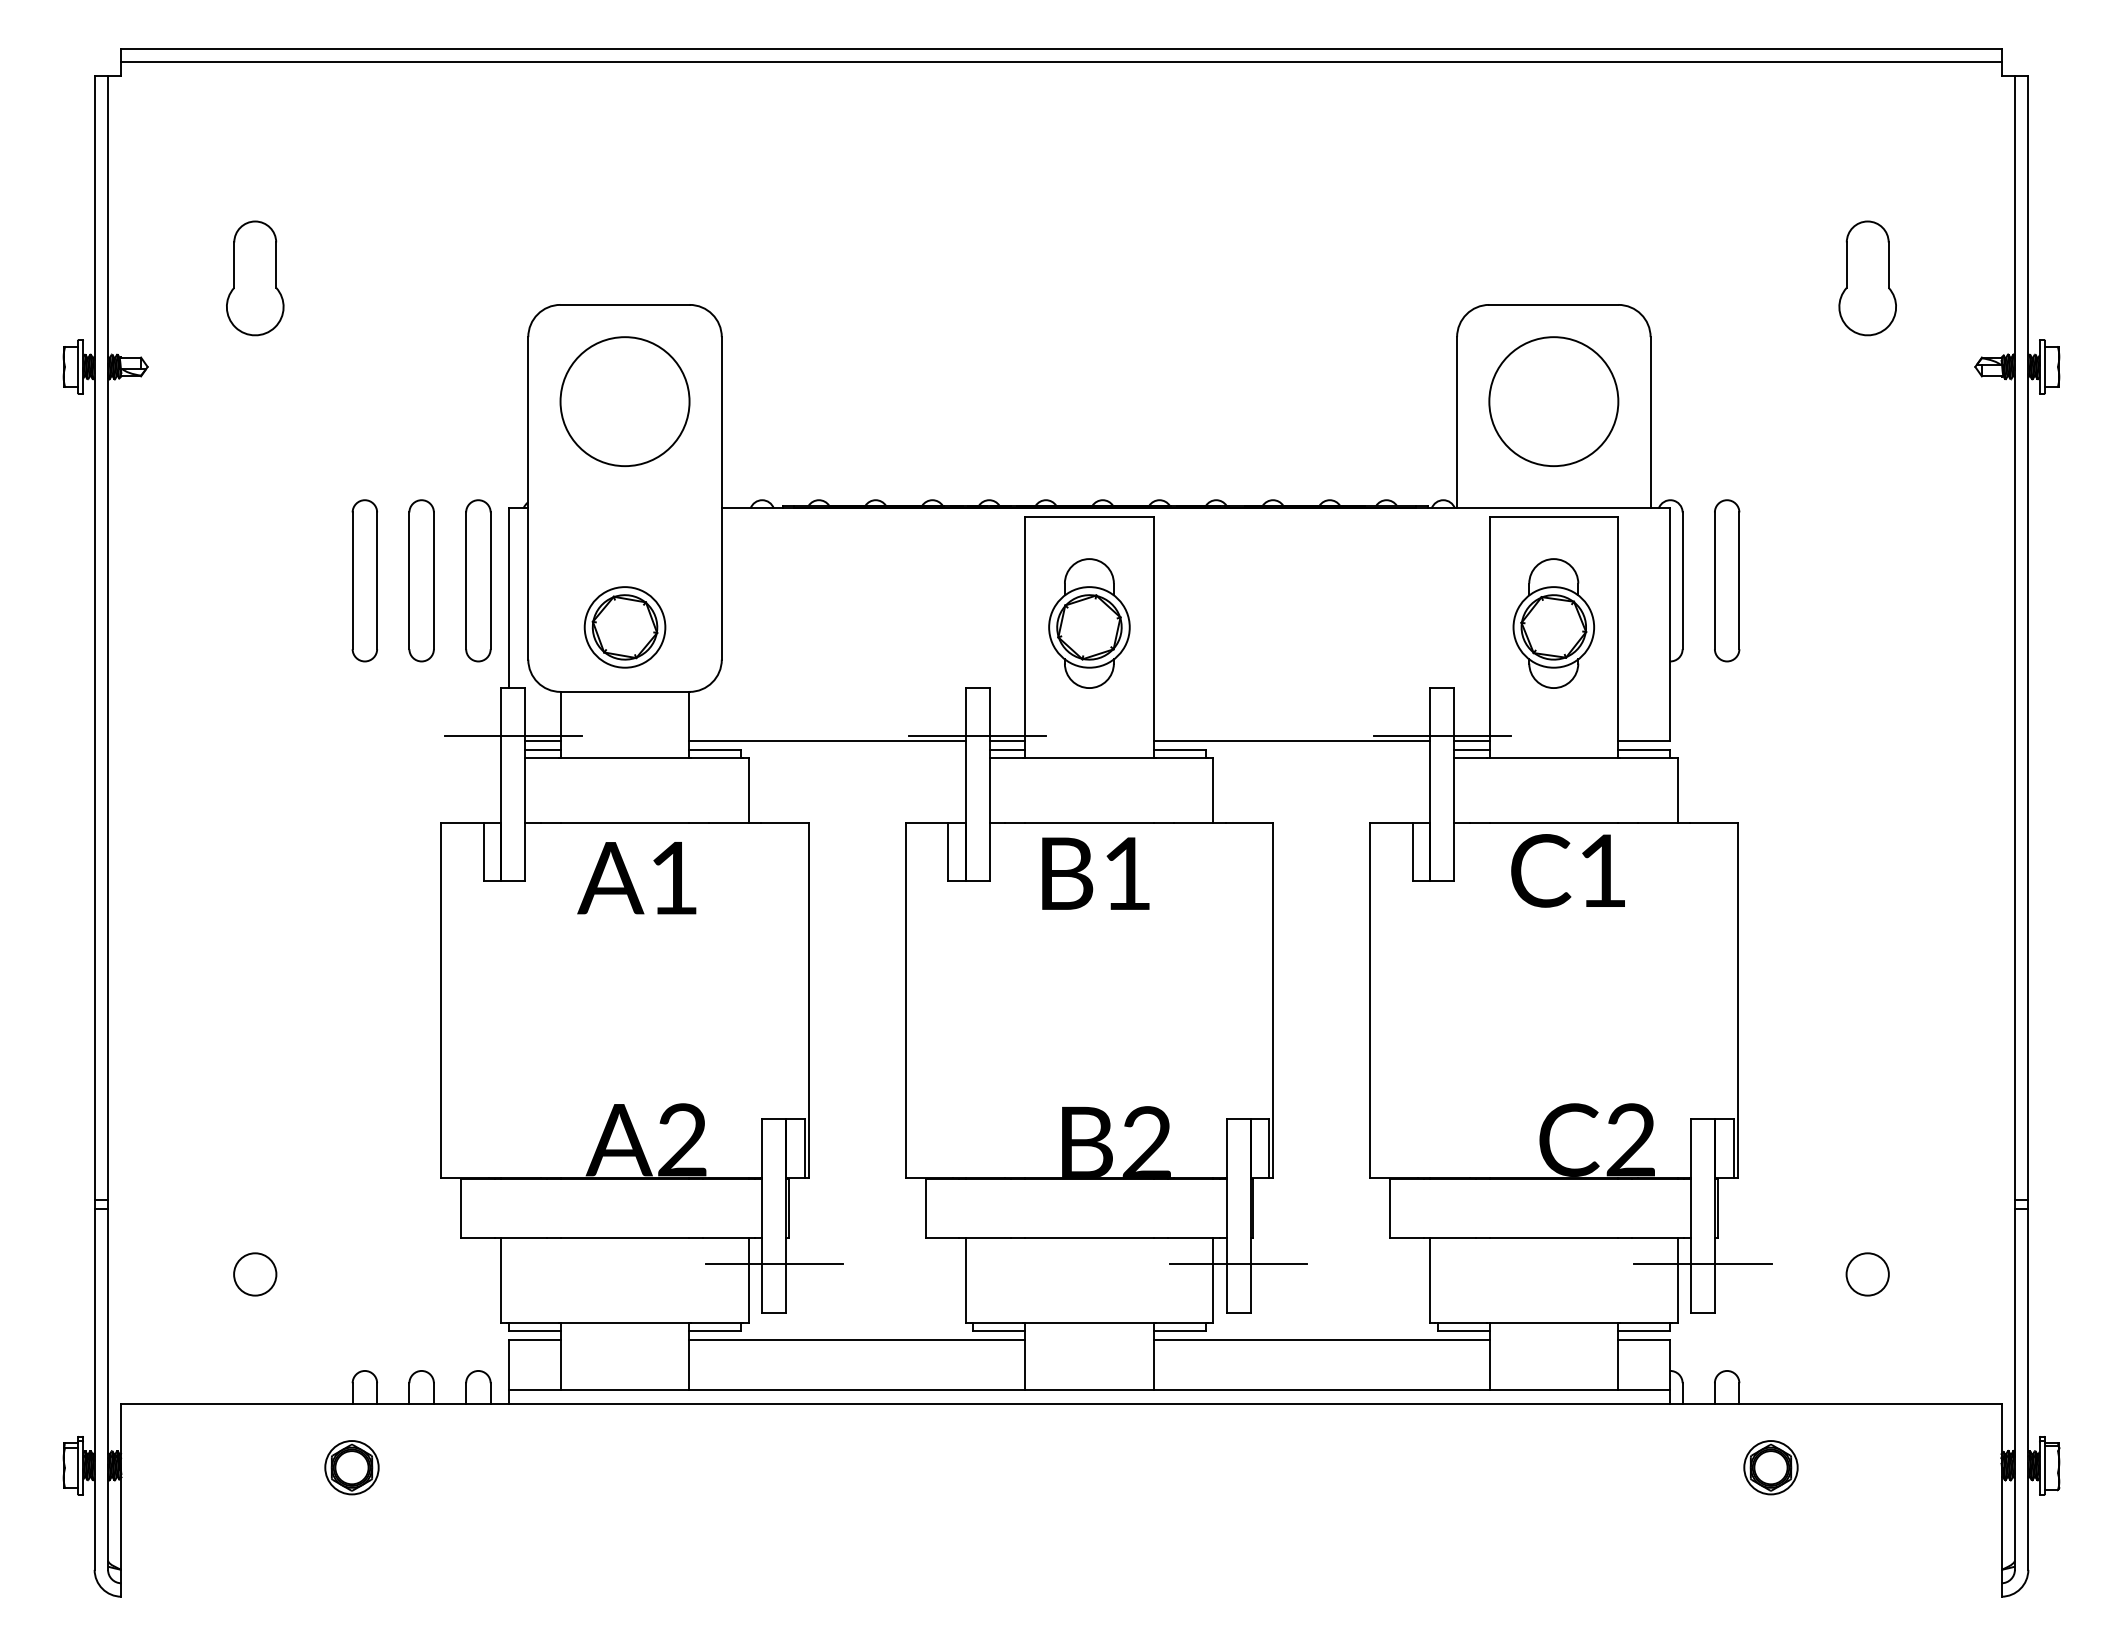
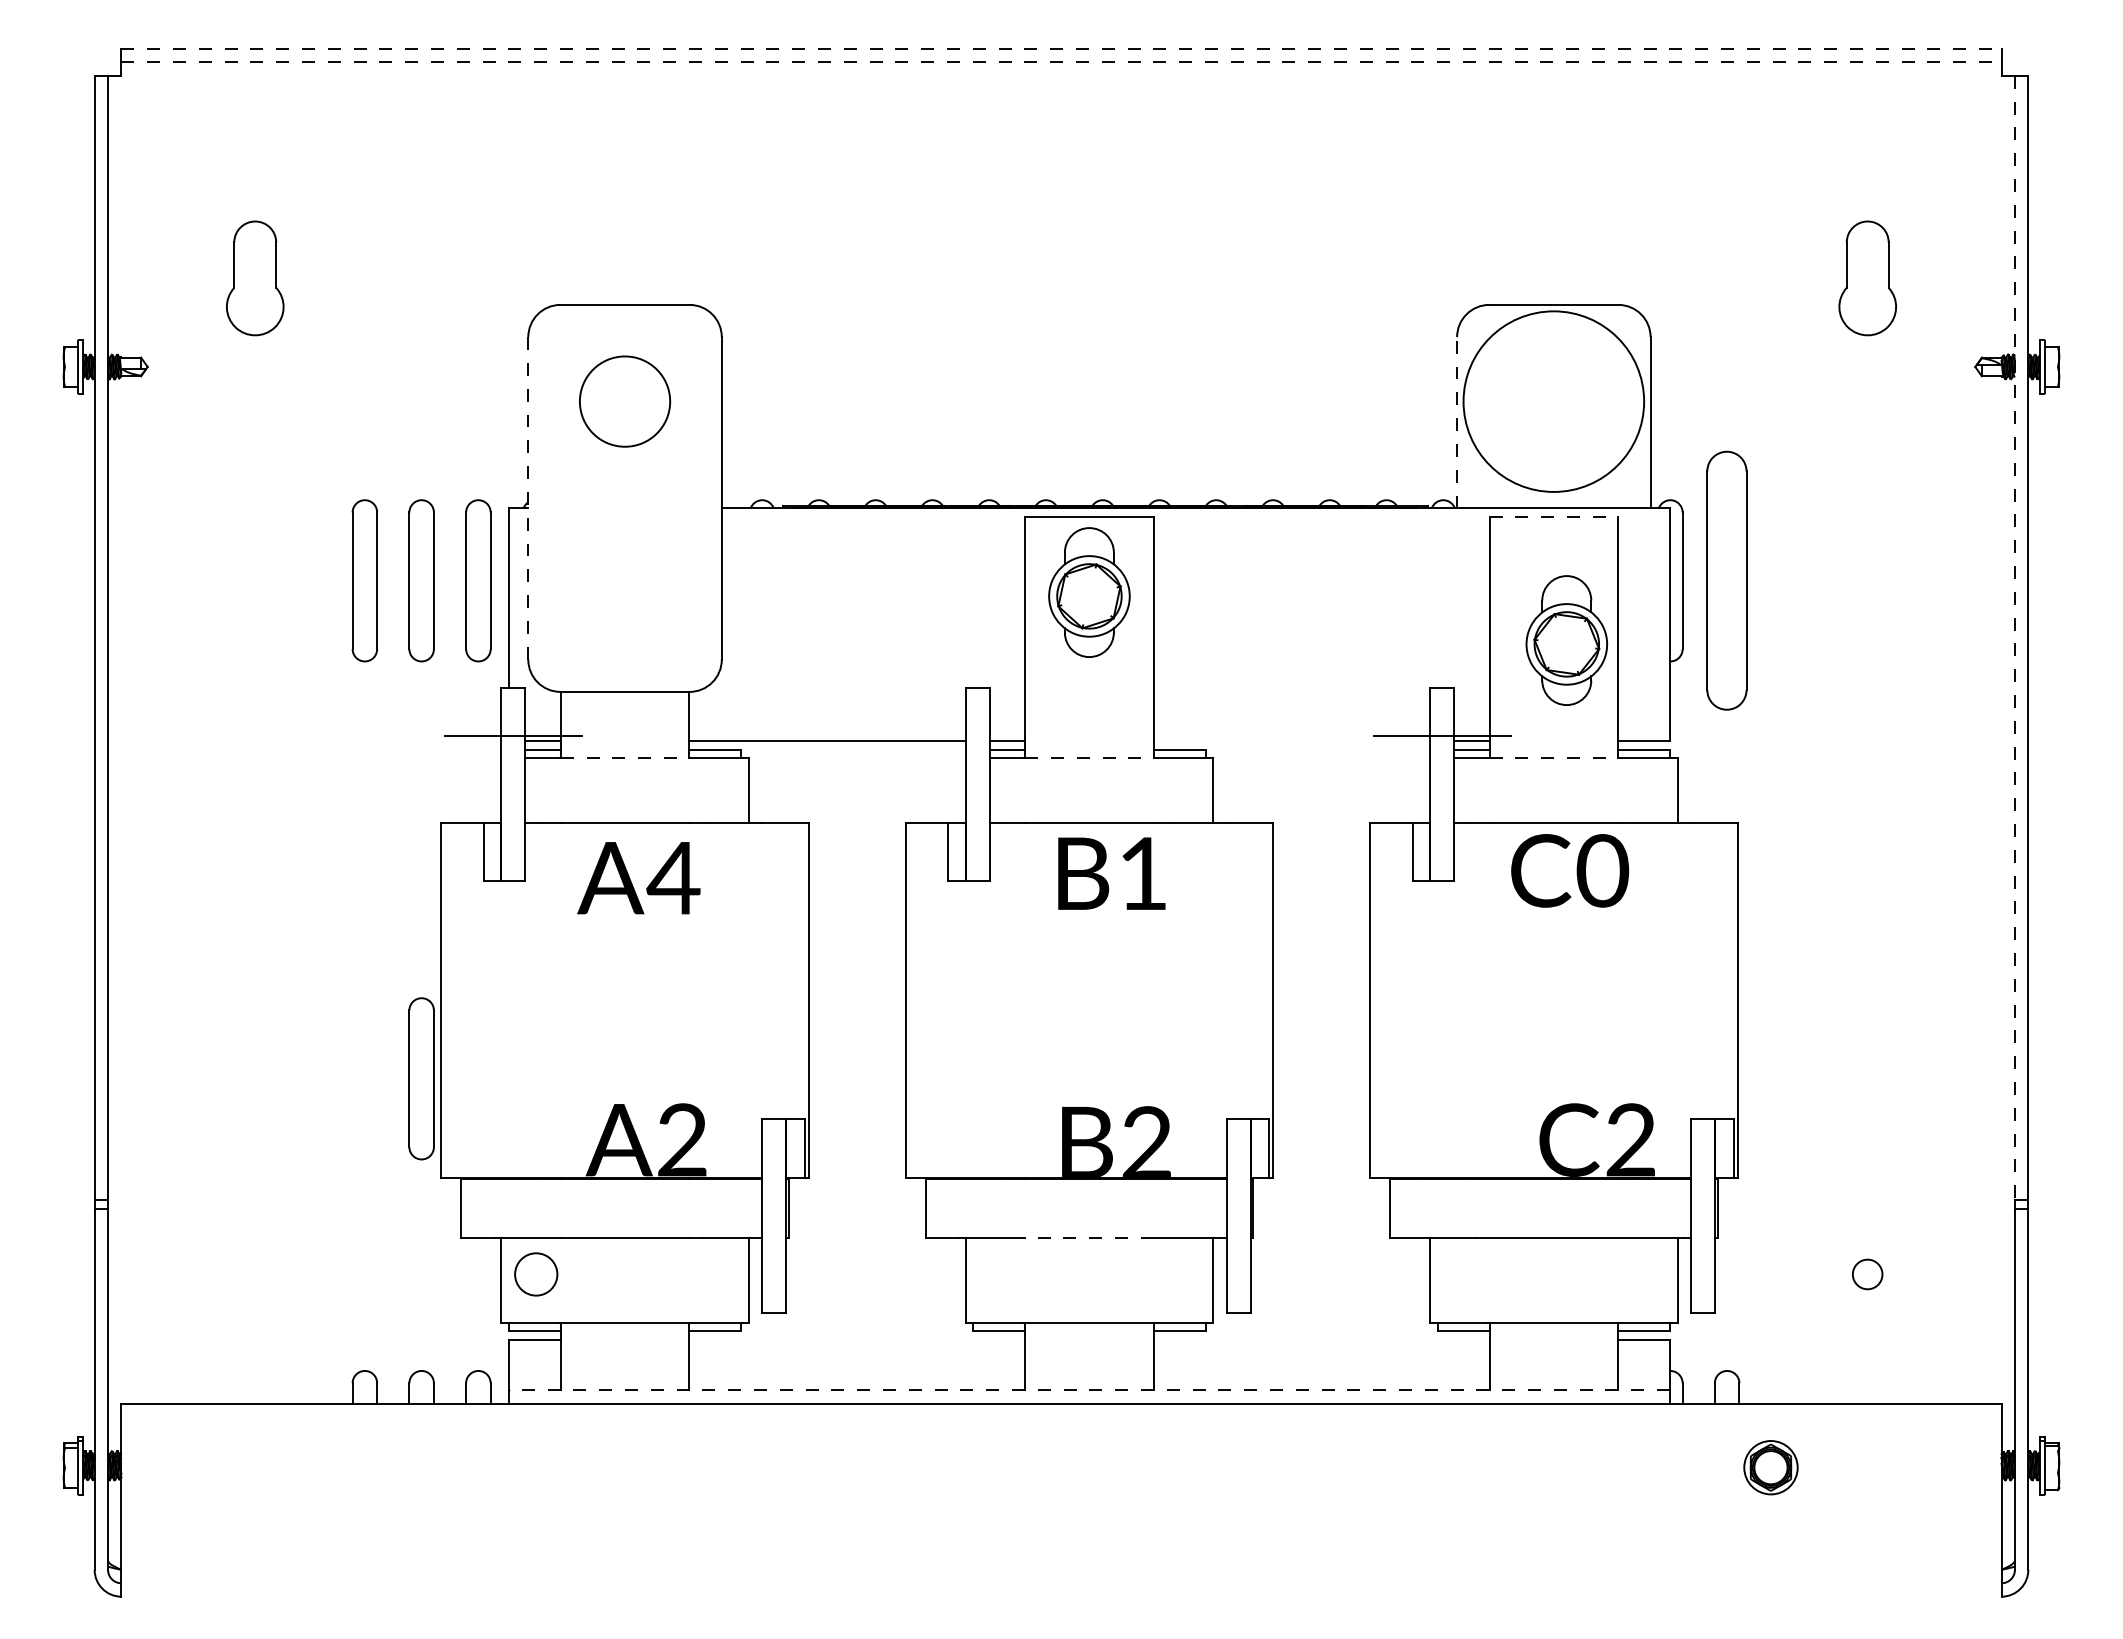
line: solid -> dashed (1061, 48)
line: solid -> dashed (1061, 62)
circle size: 132x131 px -> 93x93 px (625, 401)
circle diameter: 129 px -> 181 px (1553, 401)
line: solid -> dashed (1457, 422)
line: solid -> dashed (528, 497)
line: solid -> dashed (1554, 516)
part size: 27x164 px -> 42x261 px (1726, 580)
part position: (1089, 623) -> (1089, 592) (1089, 592)
part position: (1553, 623) -> (1566, 640) (1566, 640)
part: present -> none (624, 627)
line: solid -> dashed (2014, 638)
line: present -> none (977, 736)
line: present -> none (1291, 740)
line: solid -> dashed (625, 758)
line: solid -> dashed (1089, 758)
line: solid -> dashed (1554, 758)
text: C1 -> C0 (1602, 870)
text position: (1095, 873) -> (1111, 873) (1111, 873)
text: A1 -> A4 (673, 878)
part: none -> present (421, 1078)
line: solid -> dashed (1089, 1237)
line: present -> none (773, 1264)
line: present -> none (1238, 1264)
line: present -> none (1702, 1264)
circle position: (255, 1274) -> (536, 1274) (536, 1274)
circle size: 45x45 px -> 32x33 px (1867, 1274)
line: present -> none (857, 1340)
line: present -> none (1321, 1340)
line: solid -> dashed (1088, 1389)
part: present -> none (351, 1467)
